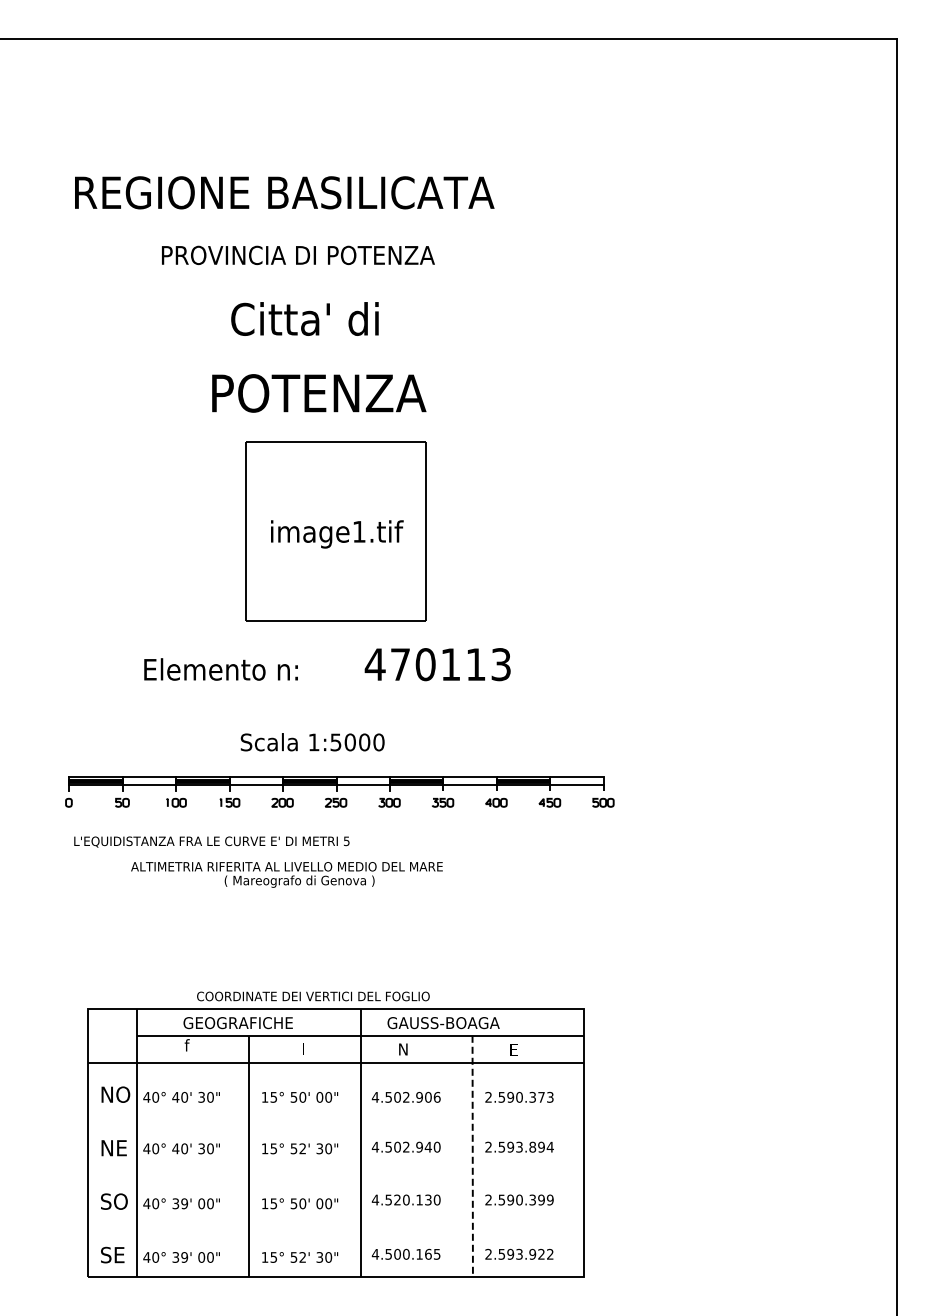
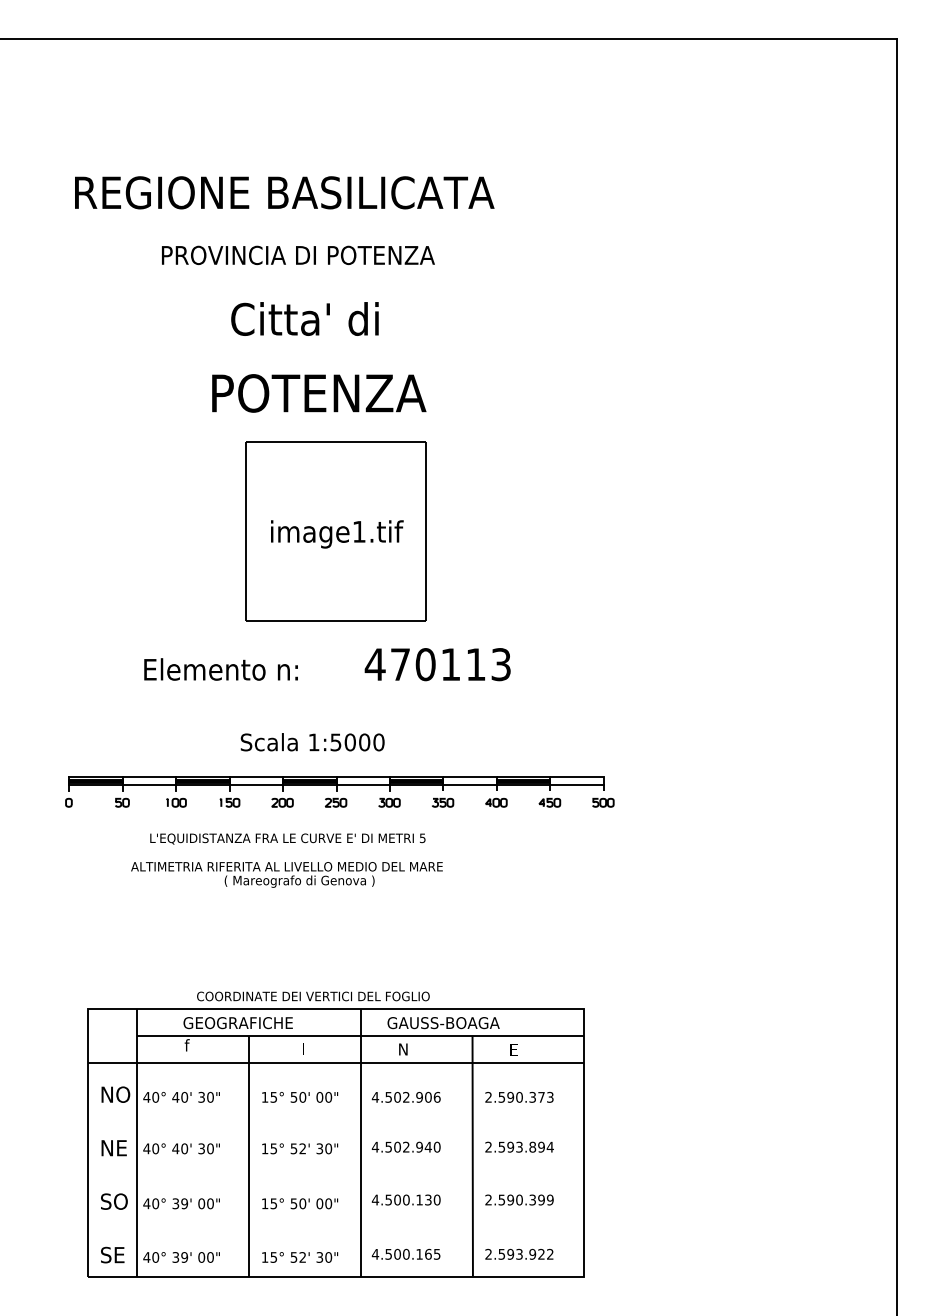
text position: (211, 841) -> (287, 838) (287, 838)
line: dashed -> solid (472, 1156)
text: 4.520.130 -> 4.500.130 (397, 1199)
